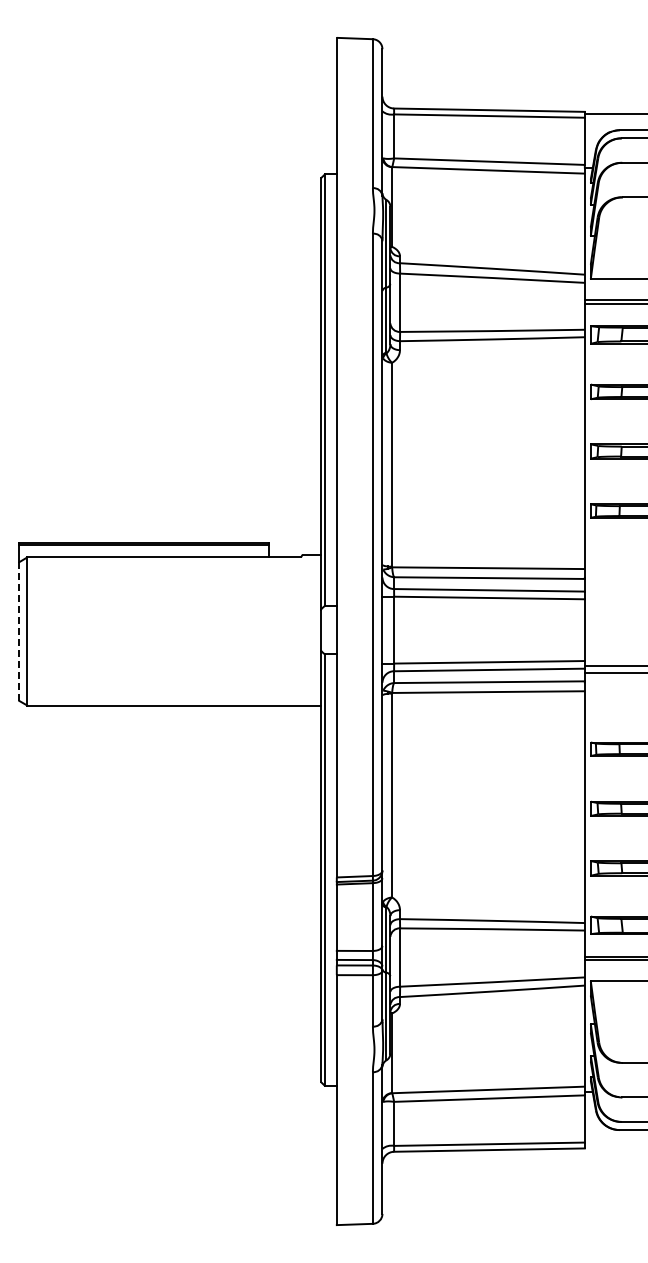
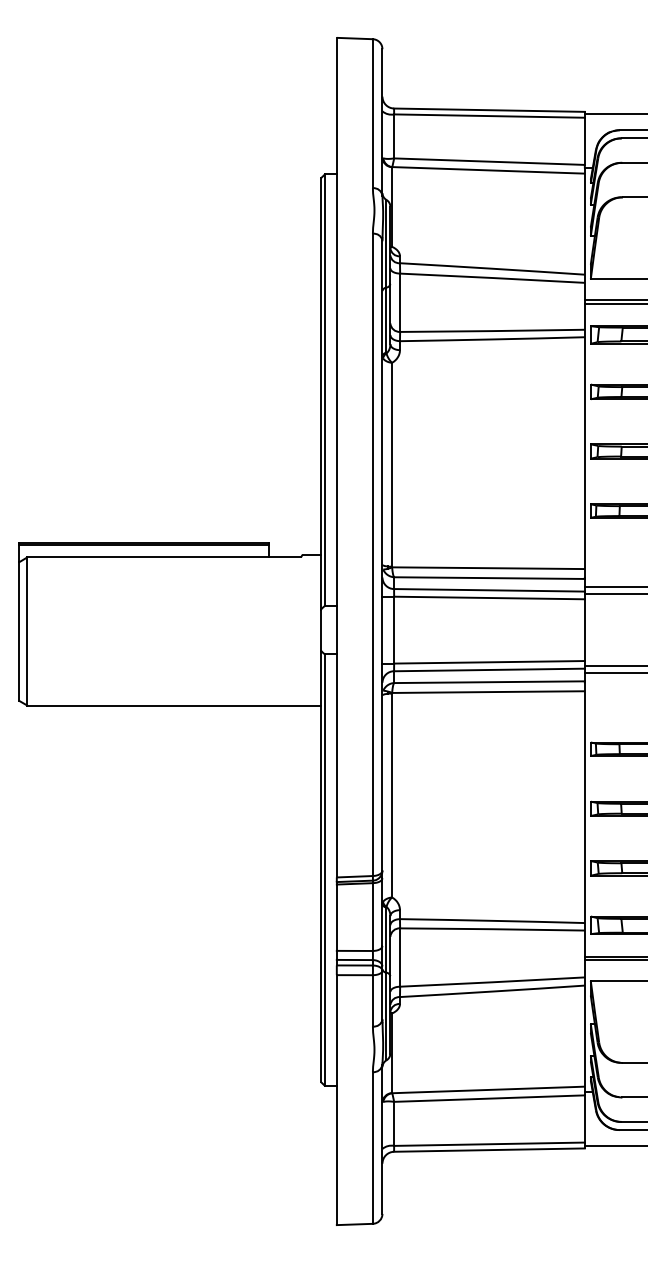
line: none -> present (614, 587)
line: none -> present (614, 594)
line: dashed -> solid (19, 631)
line: none -> present (614, 1146)
